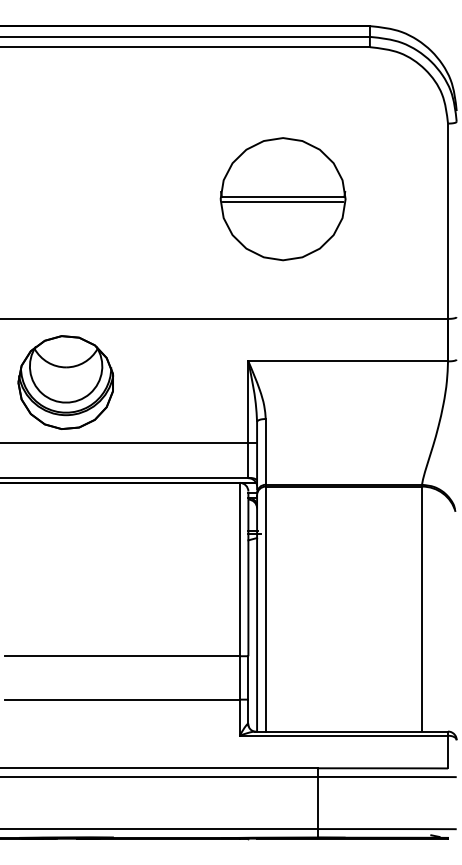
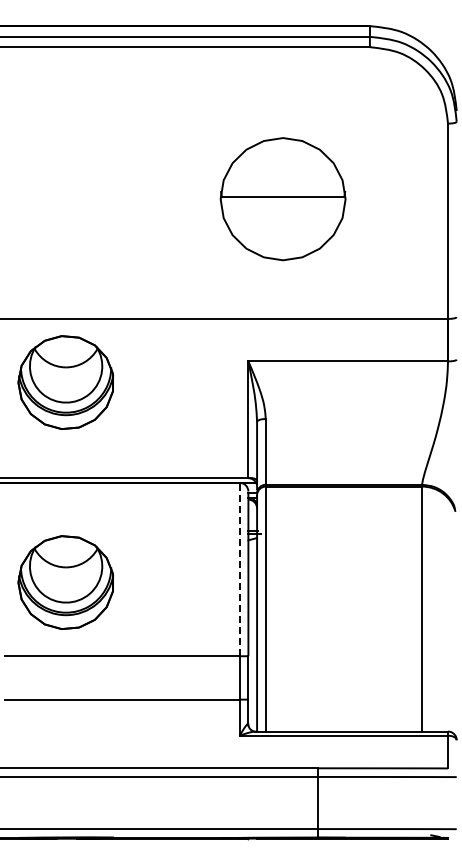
line: present -> none (283, 202)
line: present -> none (129, 443)
line: solid -> dashed (239, 569)
part: none -> present (65, 582)
